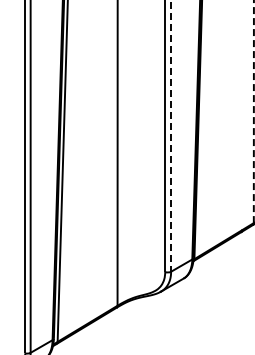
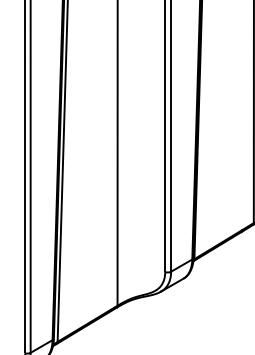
line: dashed -> solid (253, 111)
line: dashed -> solid (171, 136)
